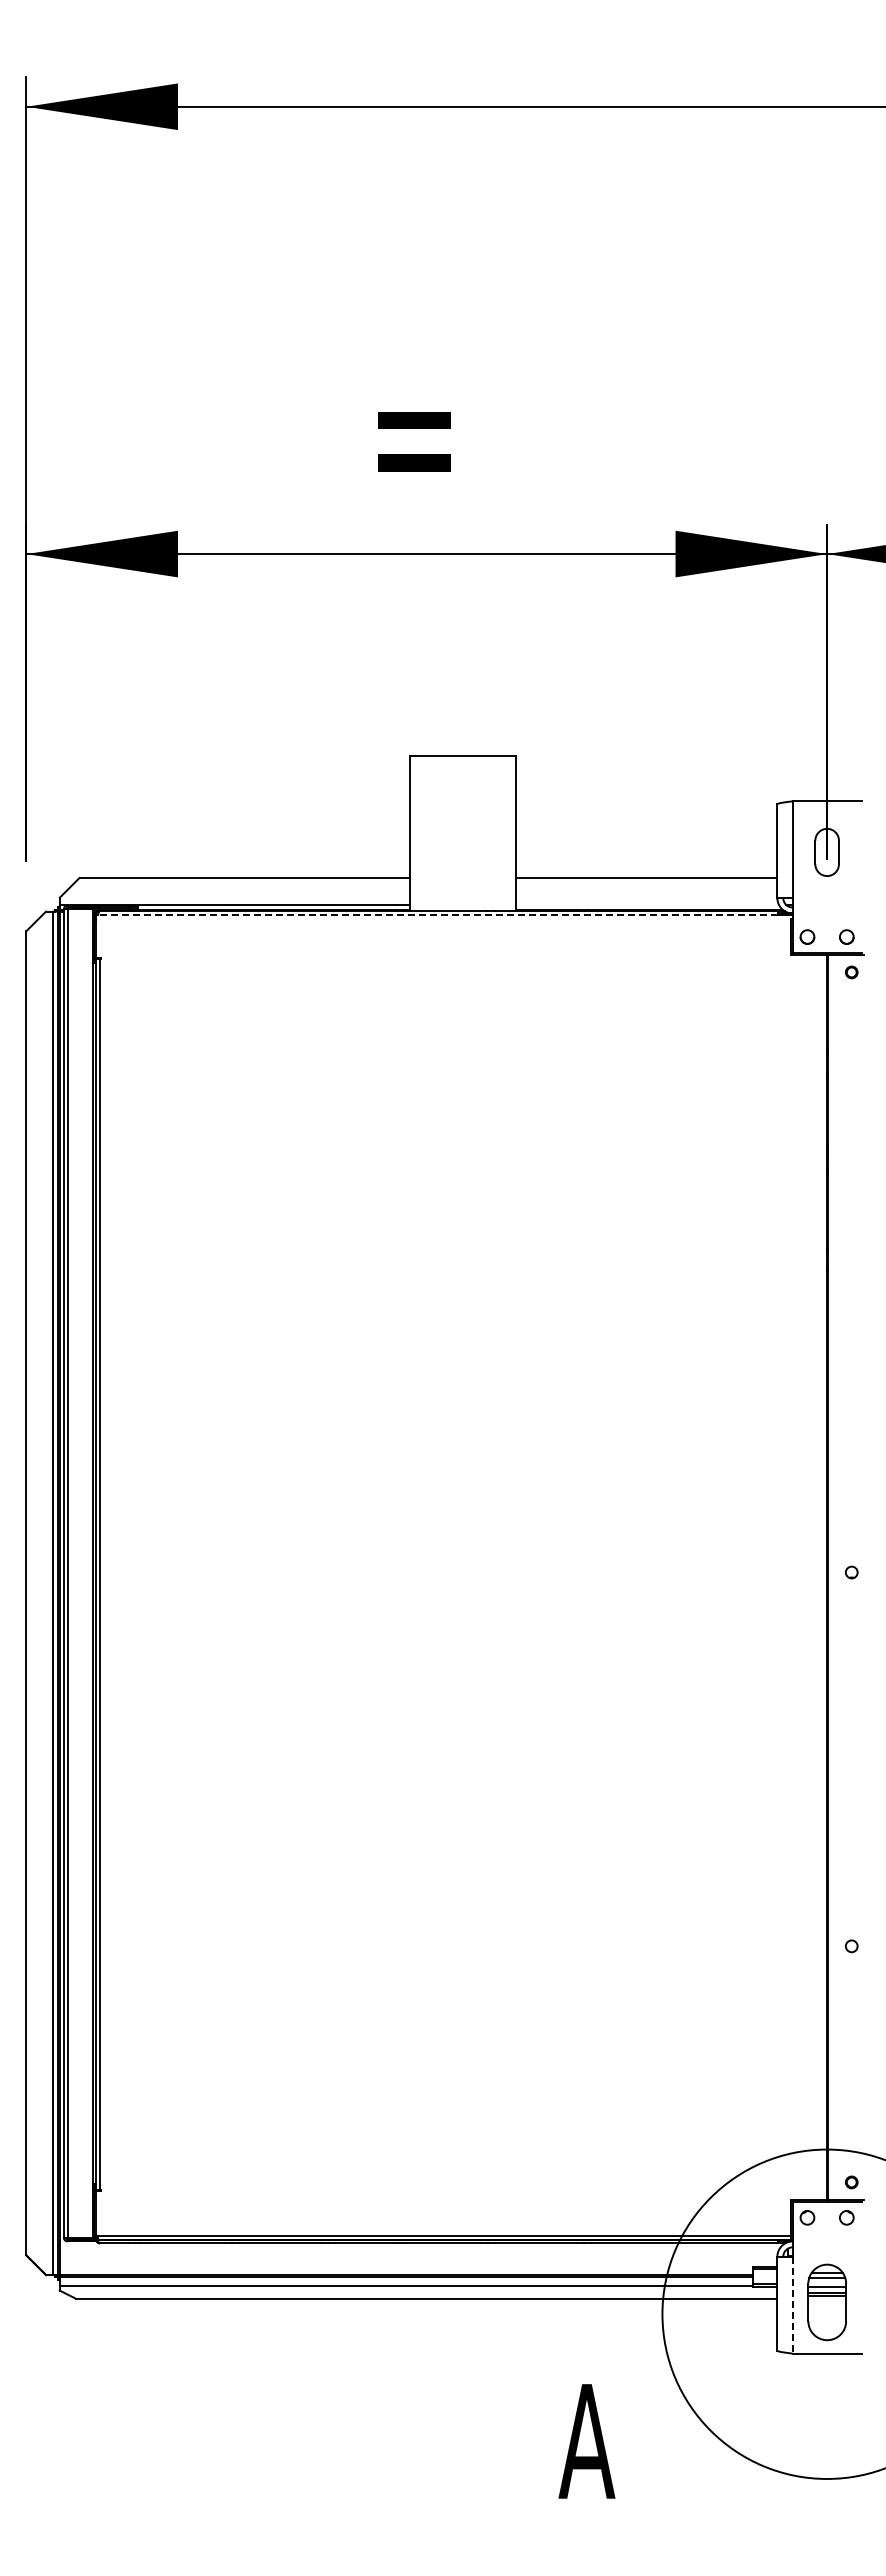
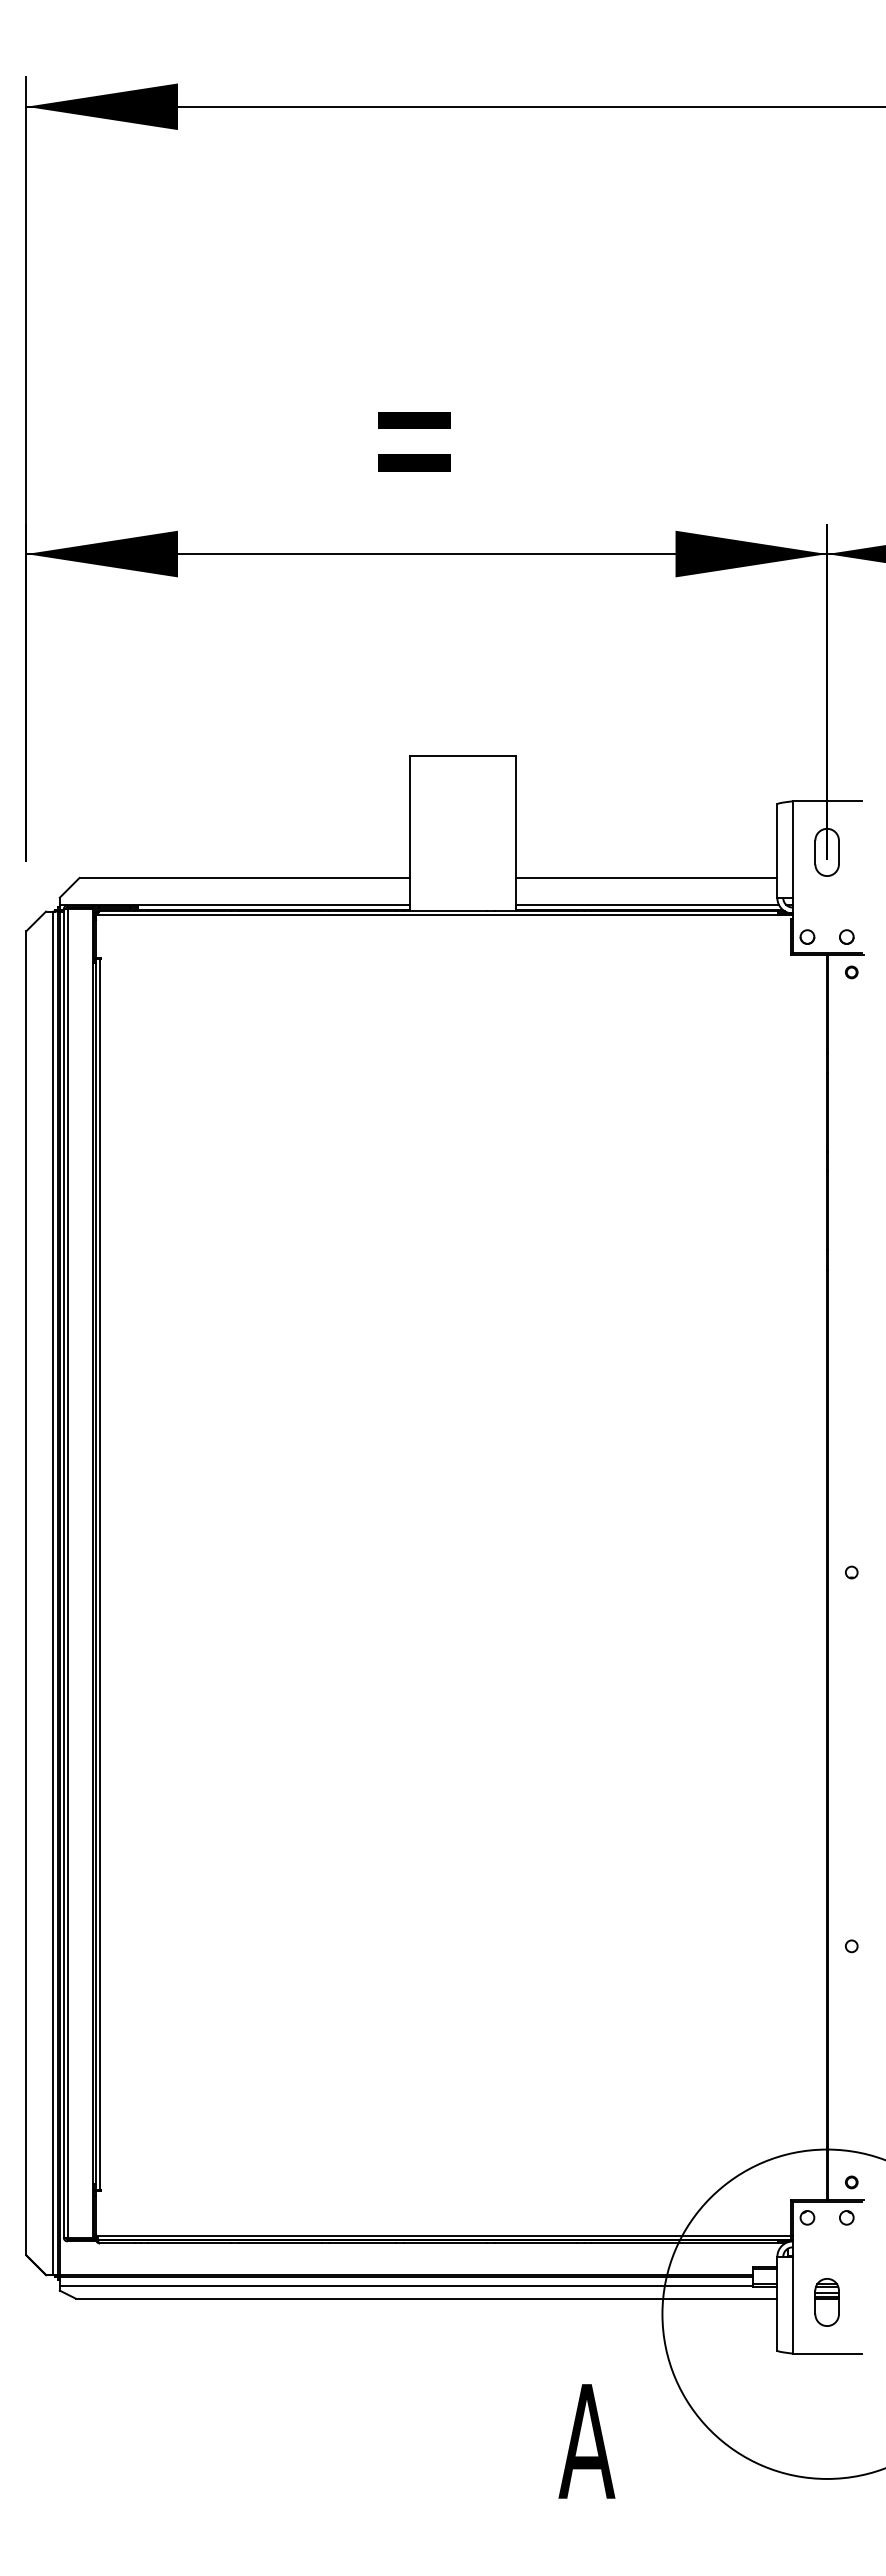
line: none -> present (647, 904)
line: dashed -> solid (438, 915)
part size: 40x79 px -> 26x49 px (826, 2302)
line: dashed -> solid (792, 2305)
